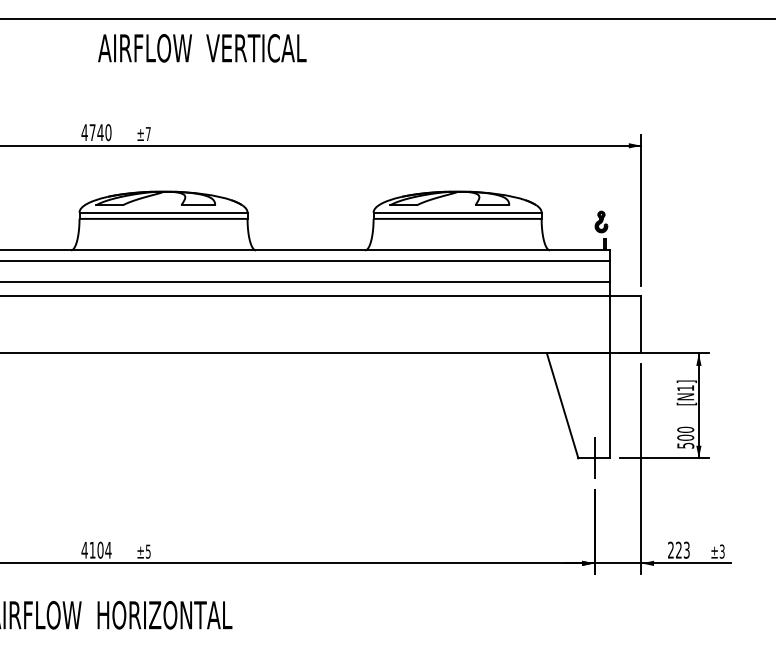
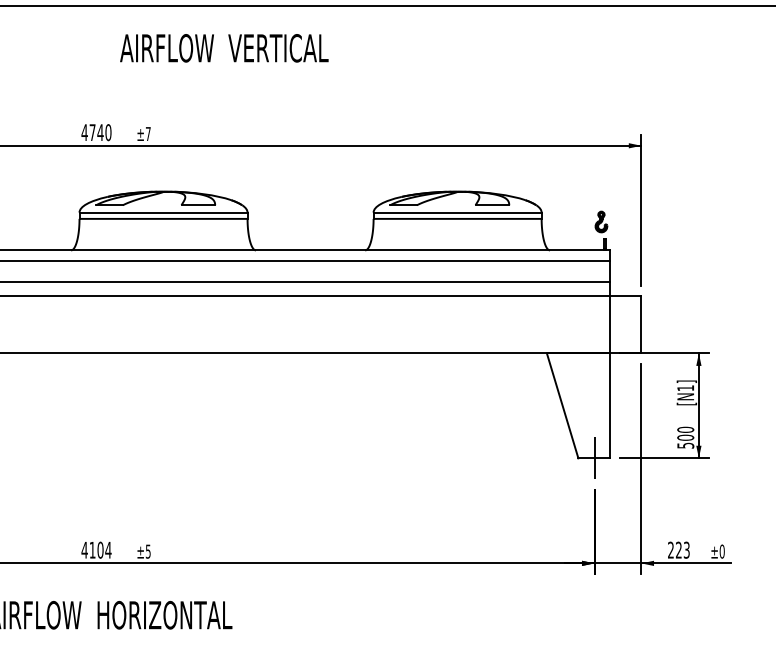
line position: (387, 19) -> (387, 6) (387, 6)
text position: (202, 48) -> (224, 48) (224, 48)
text: ±3 -> ±0 (721, 551)
